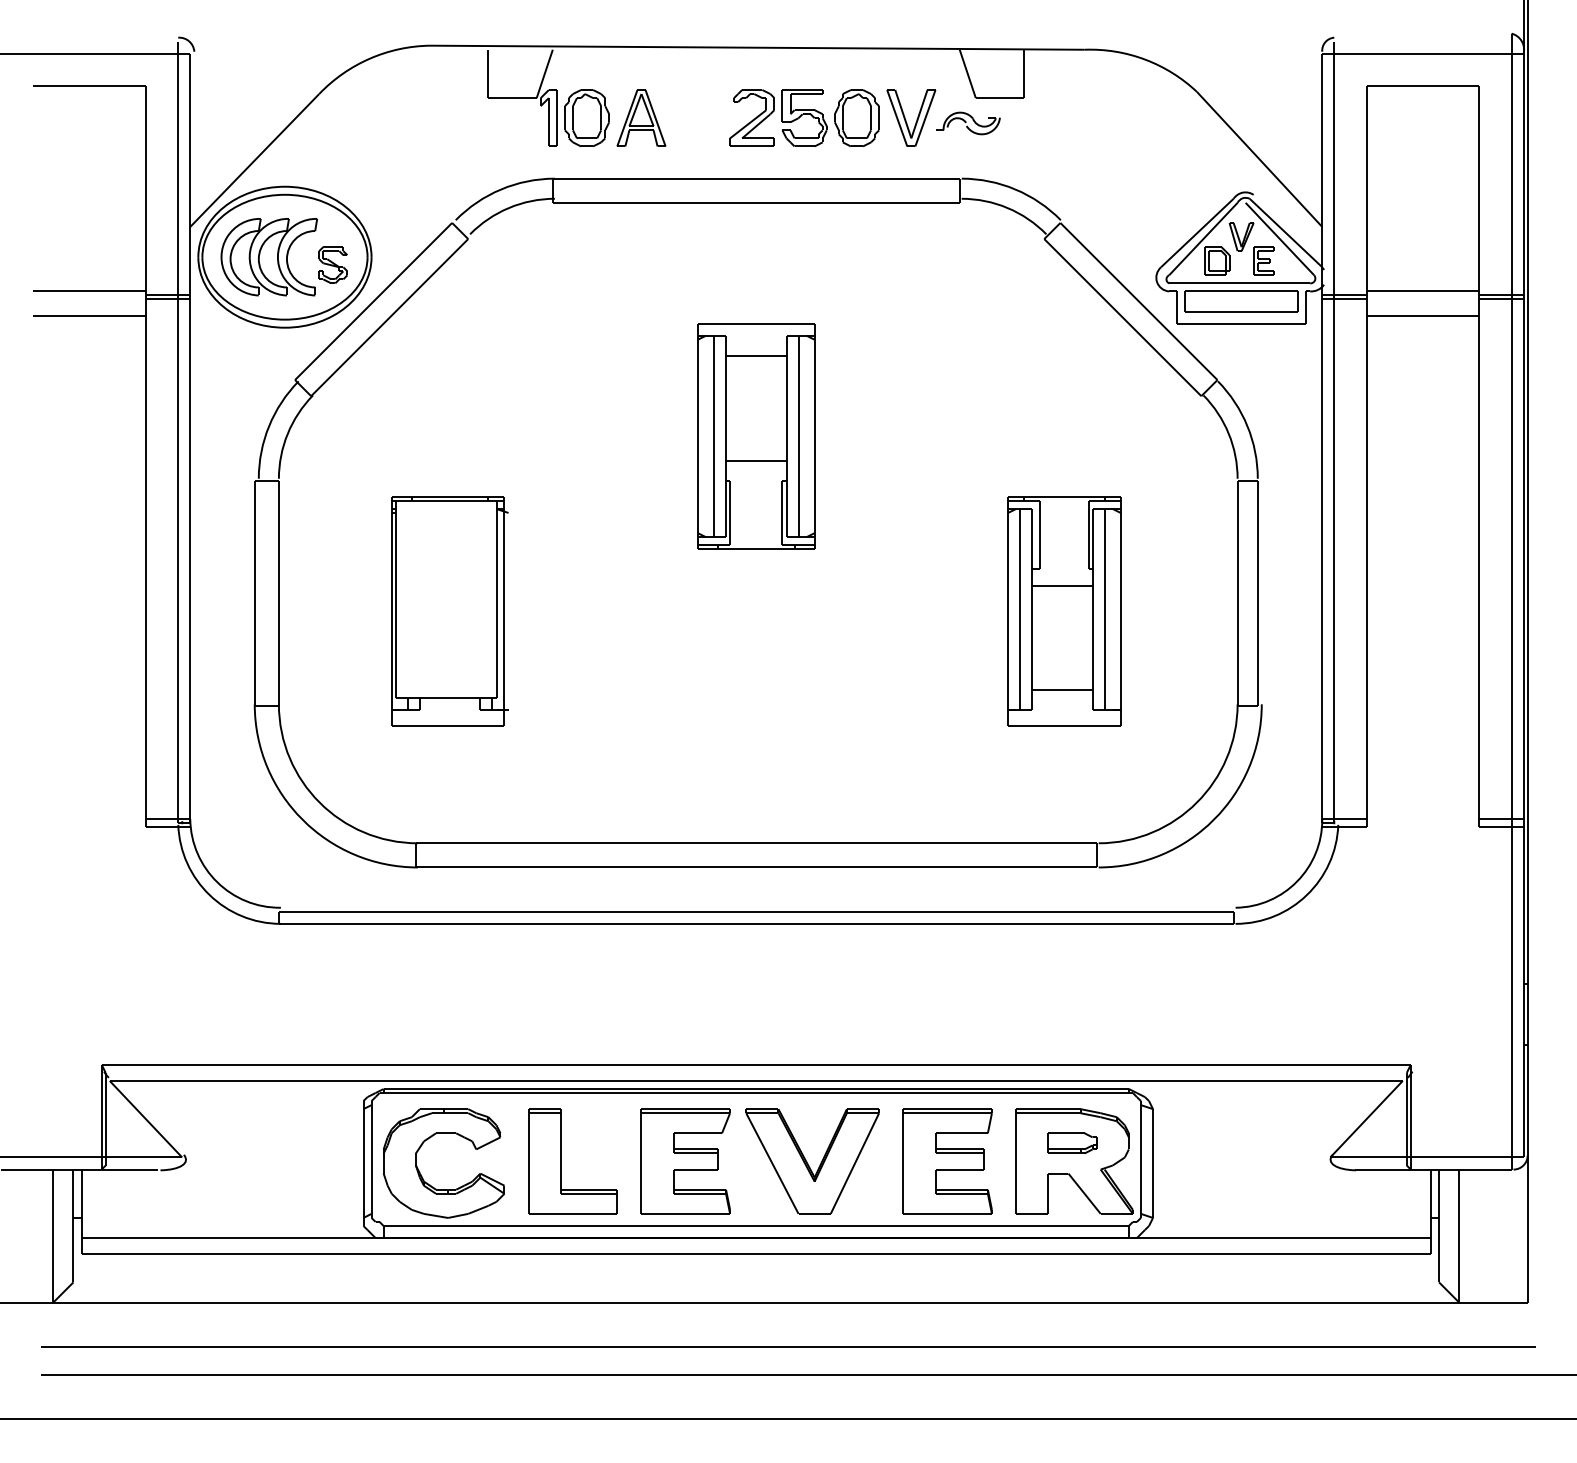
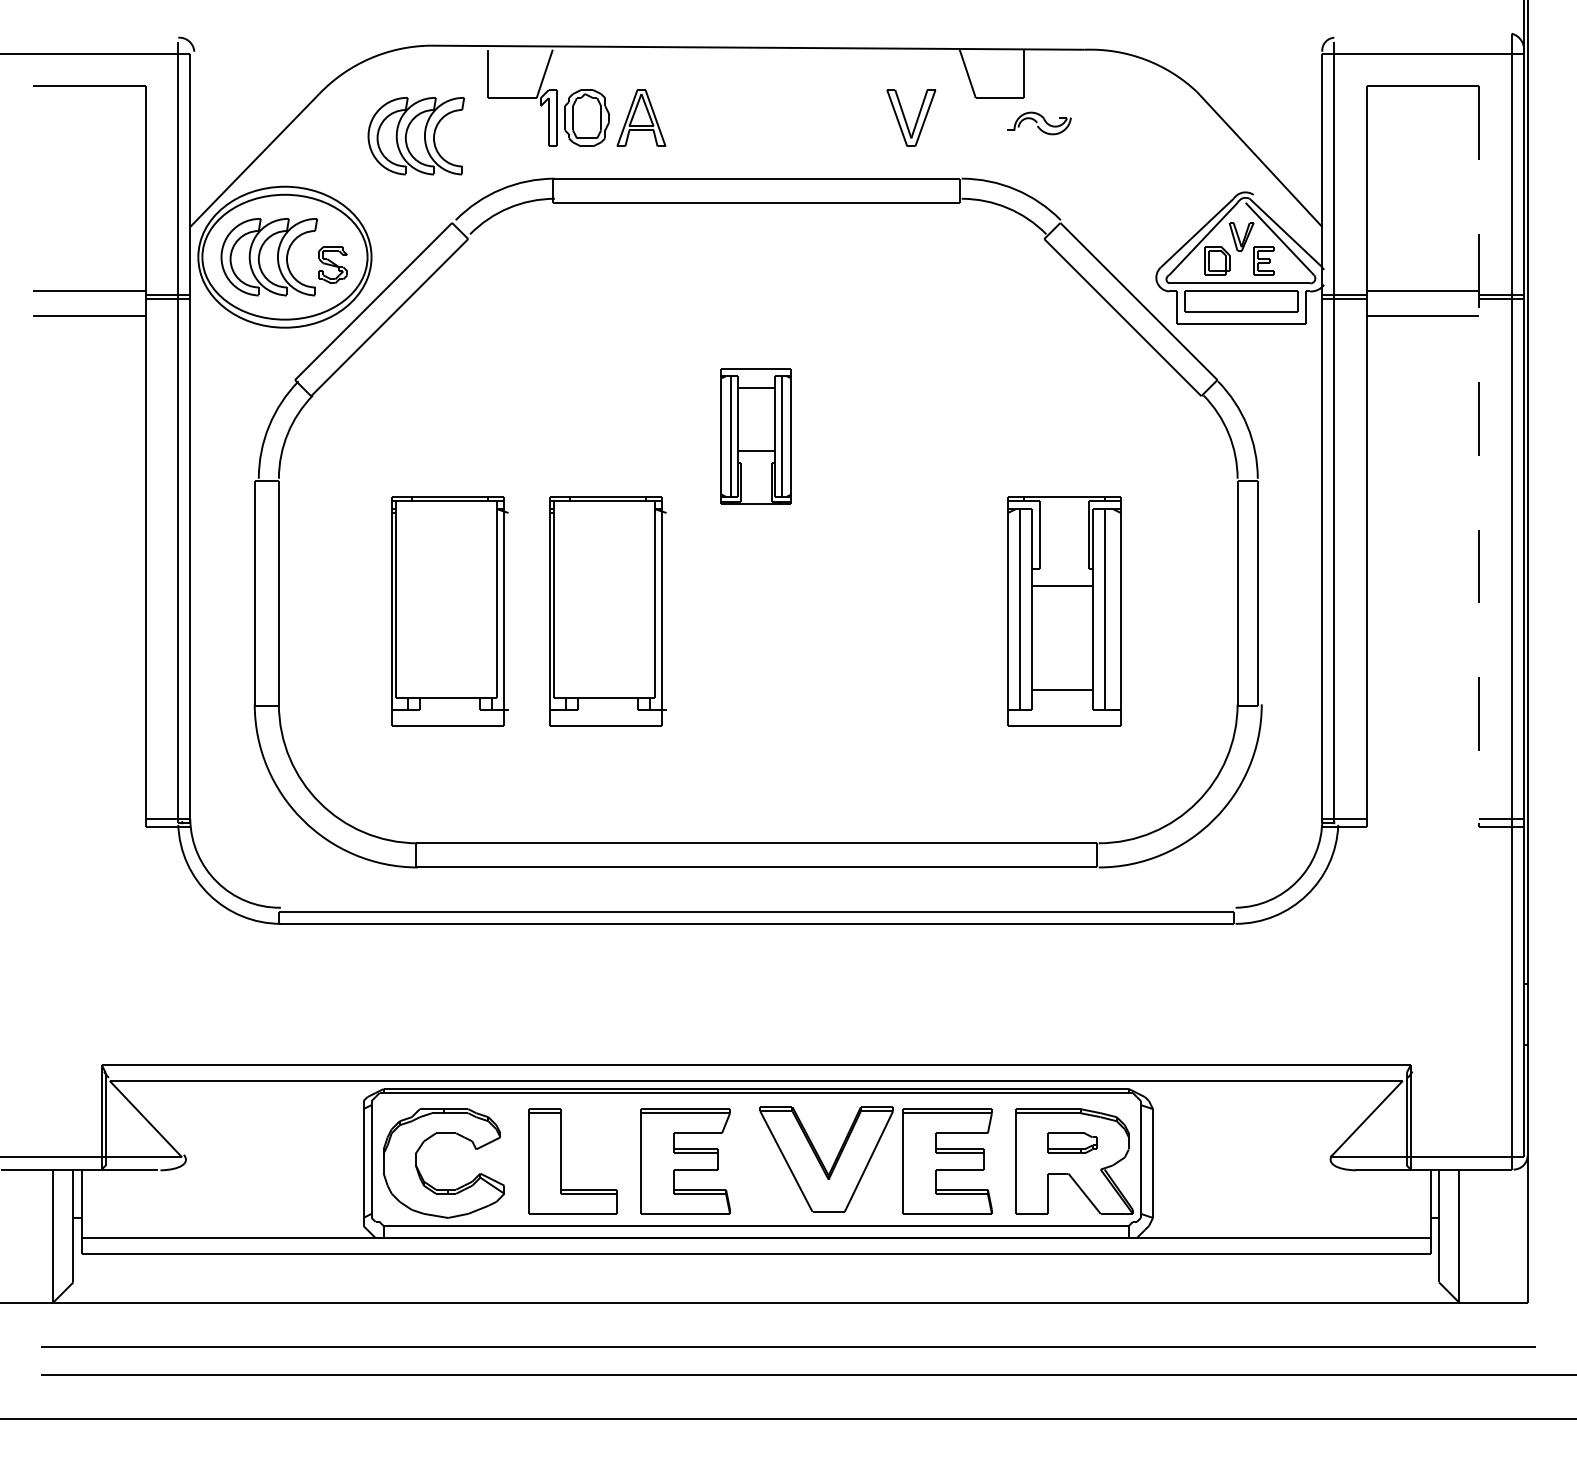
part: present -> none (804, 117)
part position: (968, 123) -> (1039, 123) (1039, 123)
part: none -> present (407, 133)
part size: 119x227 px -> 72x137 px (755, 436)
line: solid -> dashed (1479, 454)
part: none -> present (607, 611)
part position: (812, 1161) -> (826, 1159) (826, 1159)
